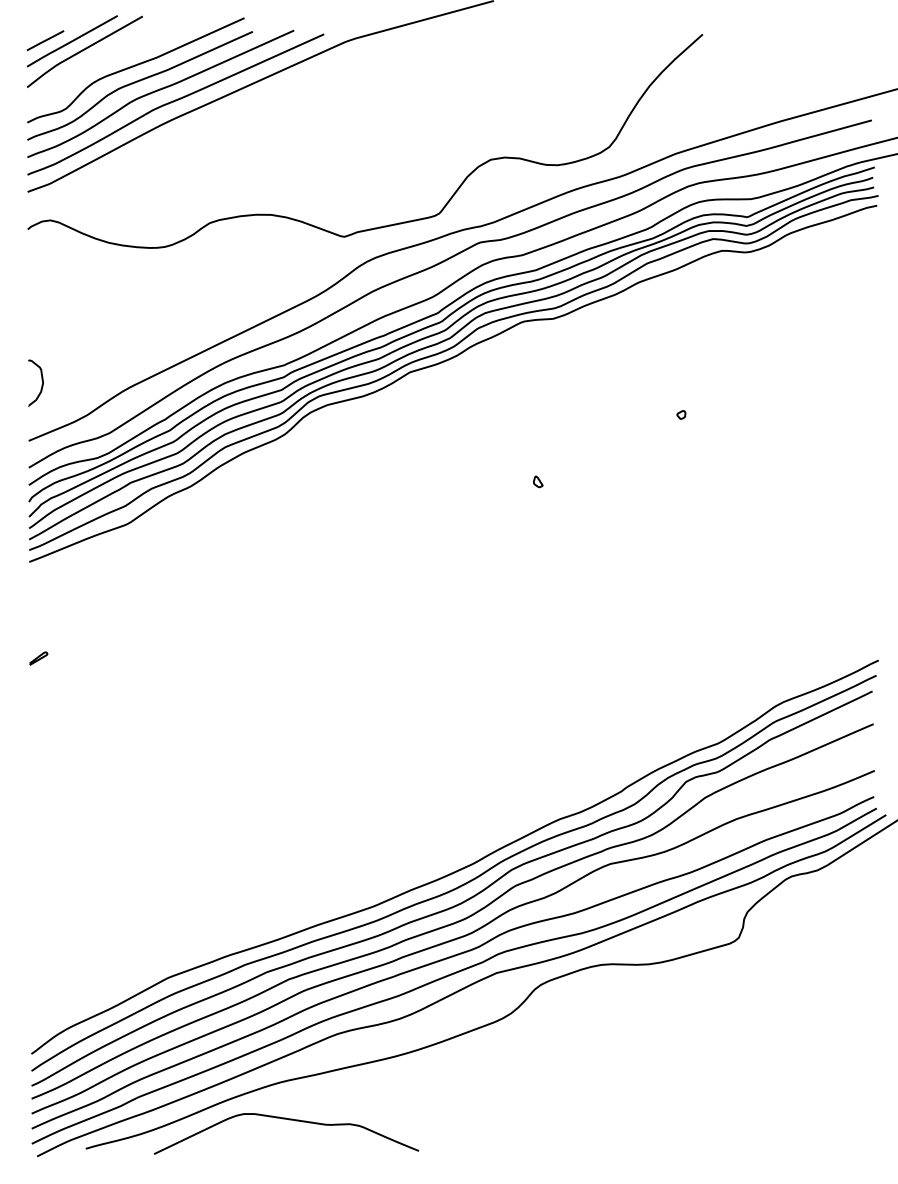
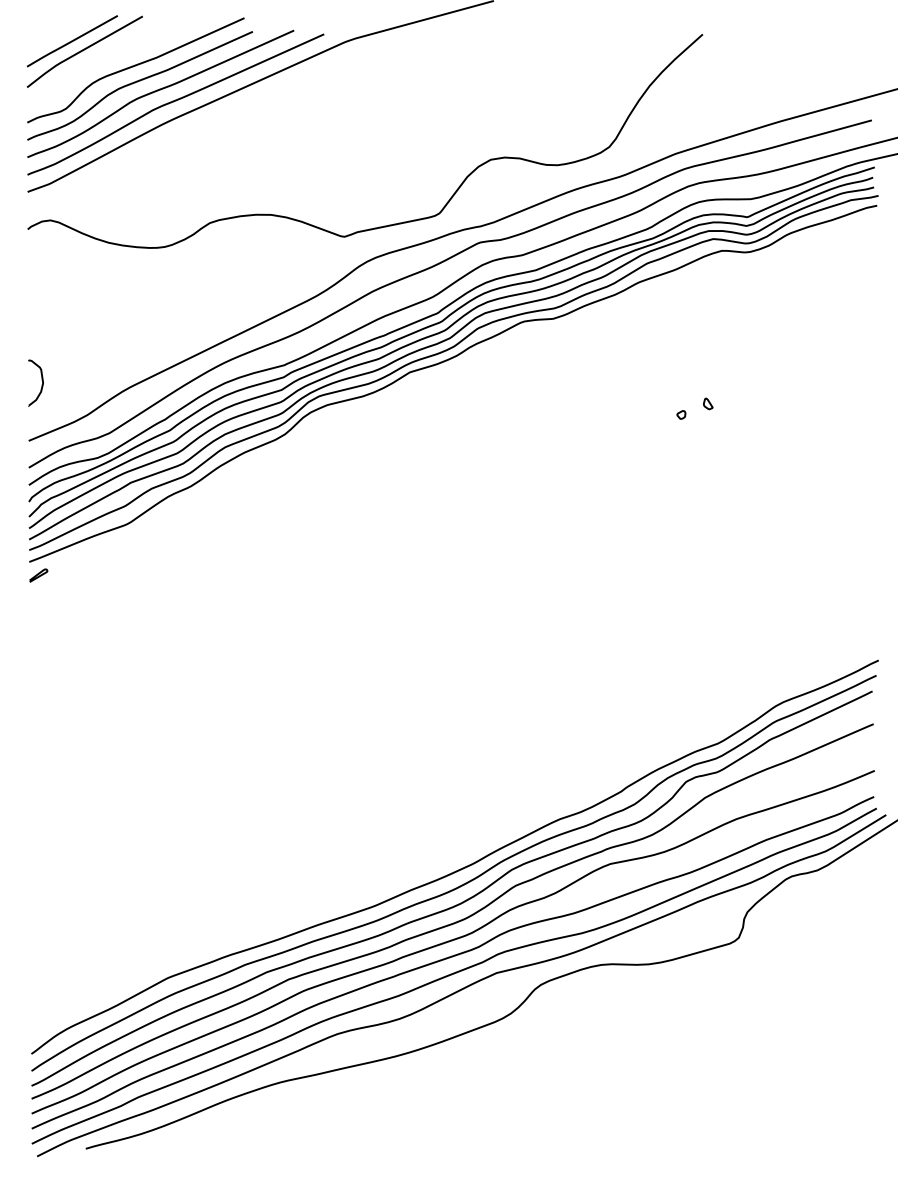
line: present -> none (45, 40)
part position: (538, 481) -> (708, 403) (708, 403)
curve position: (38, 658) -> (38, 575) (38, 575)
curve: present -> none (289, 1120)
